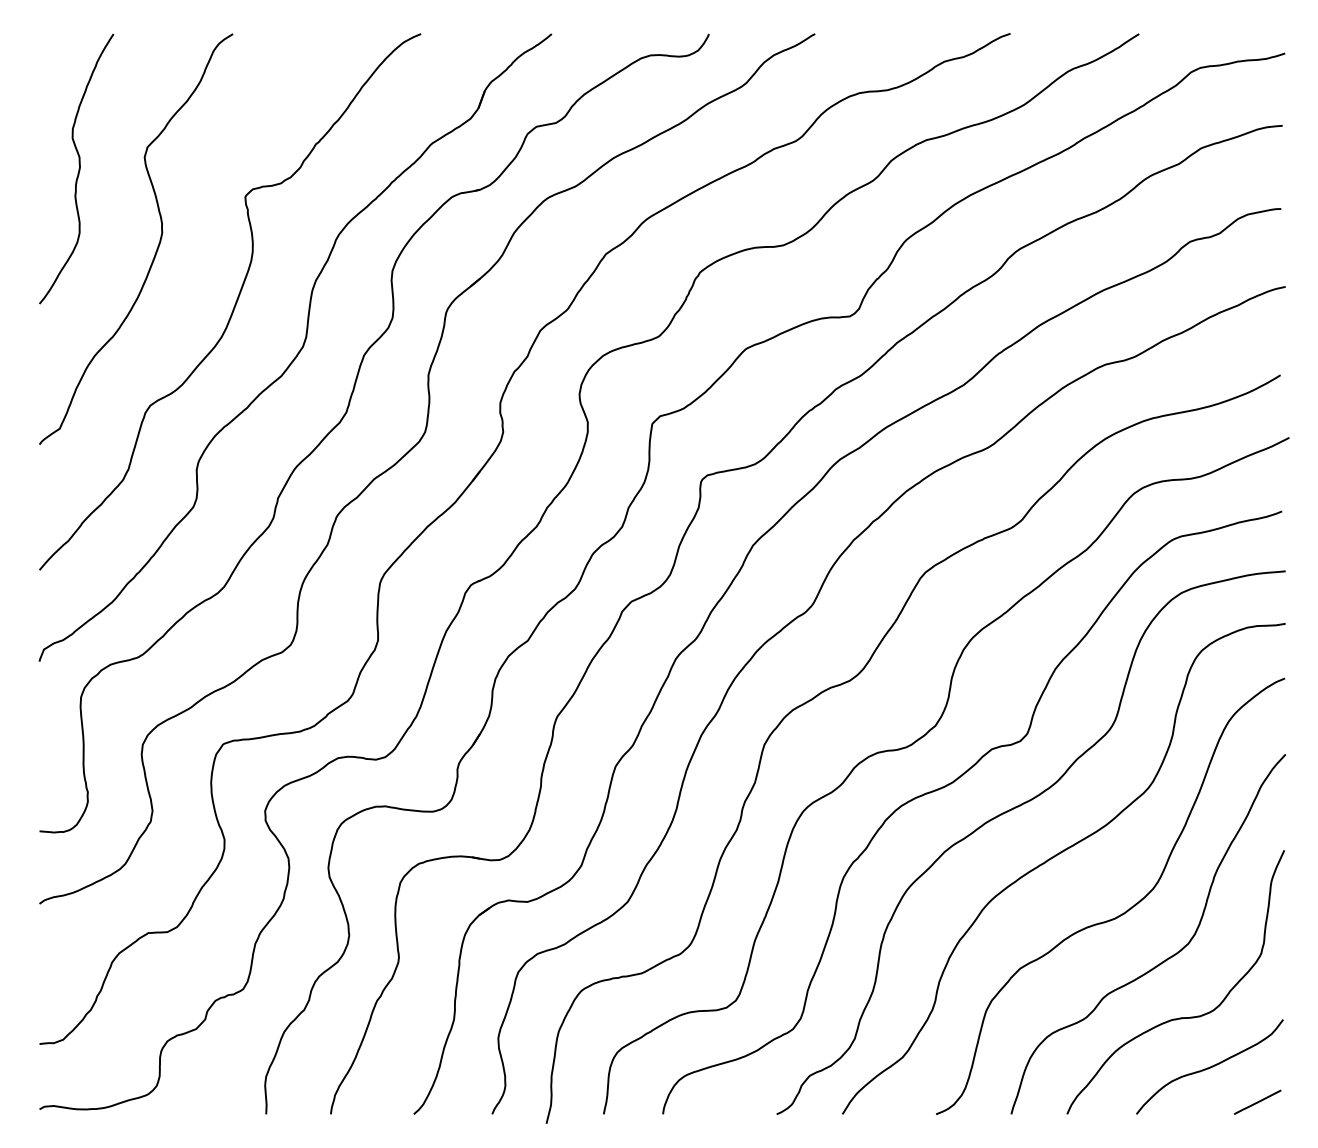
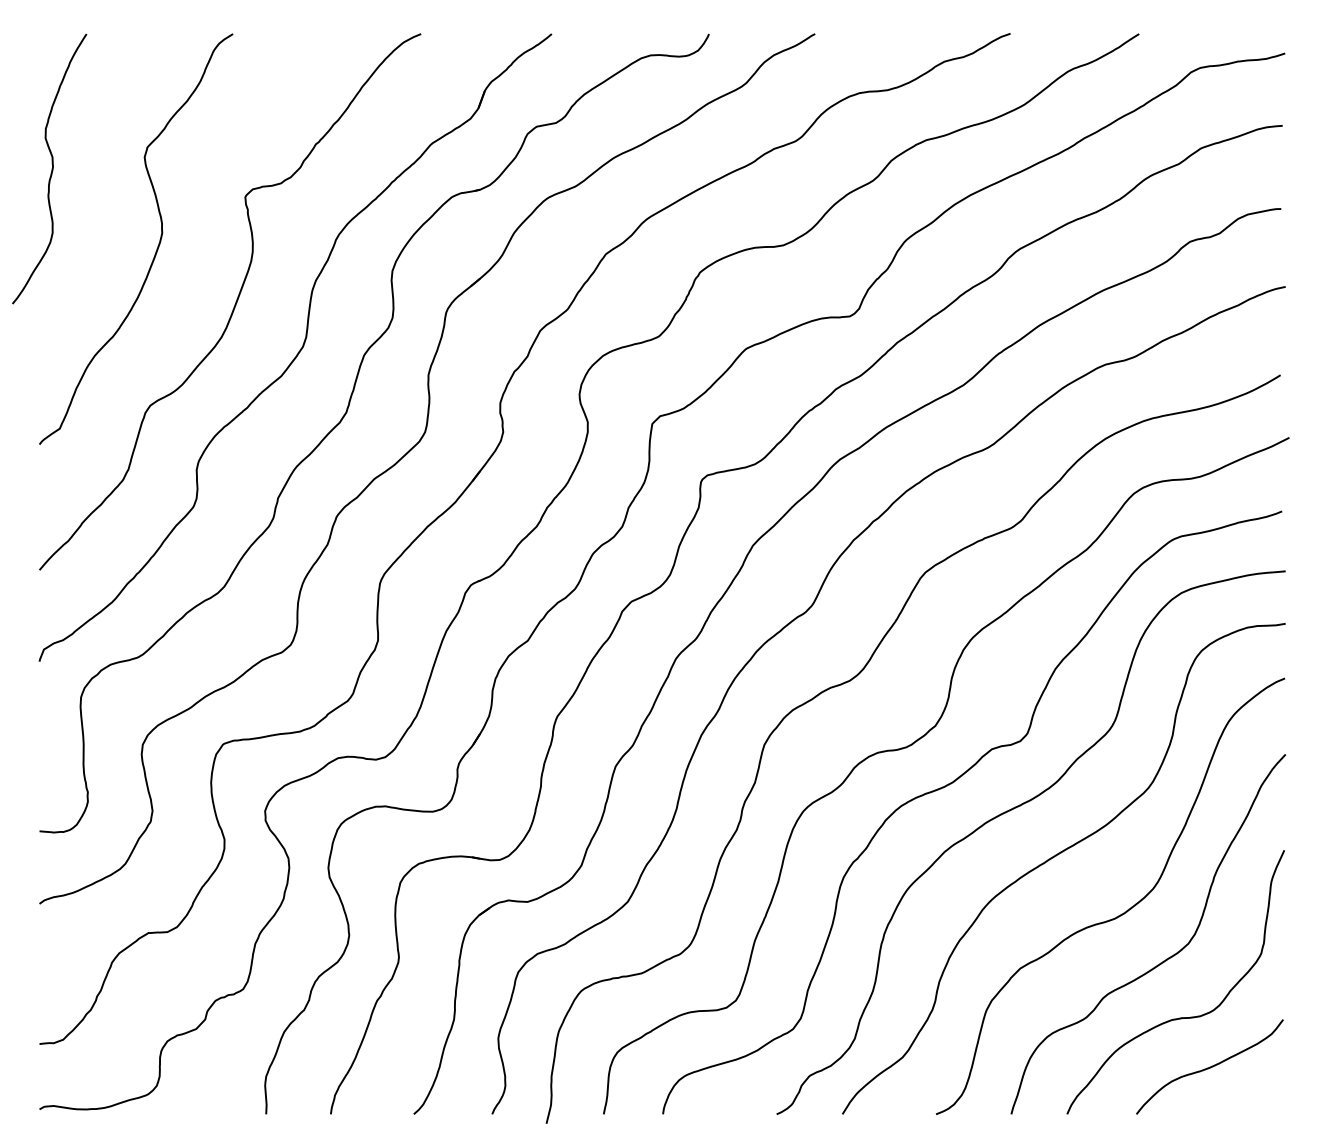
curve position: (78, 168) -> (51, 168) (51, 168)
line: present -> none (1257, 1101)
